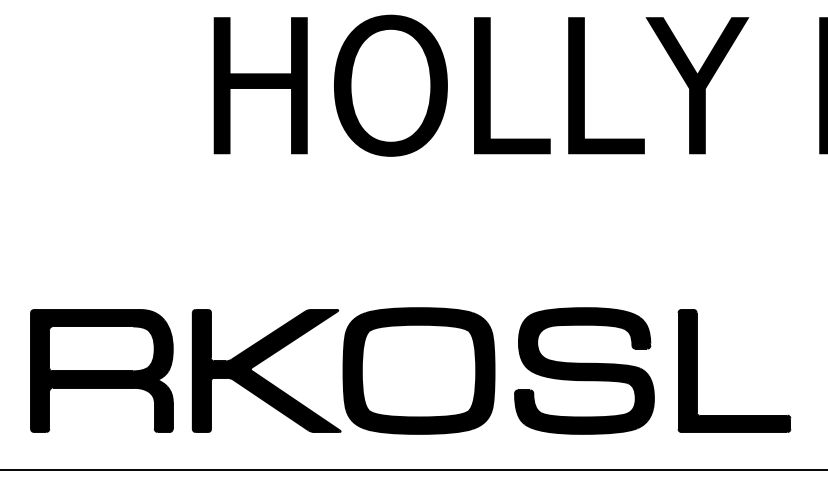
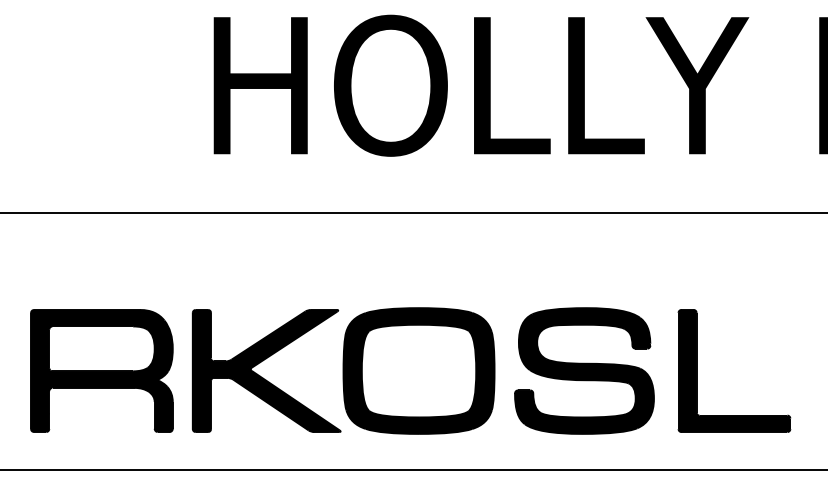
line: none -> present (413, 213)
